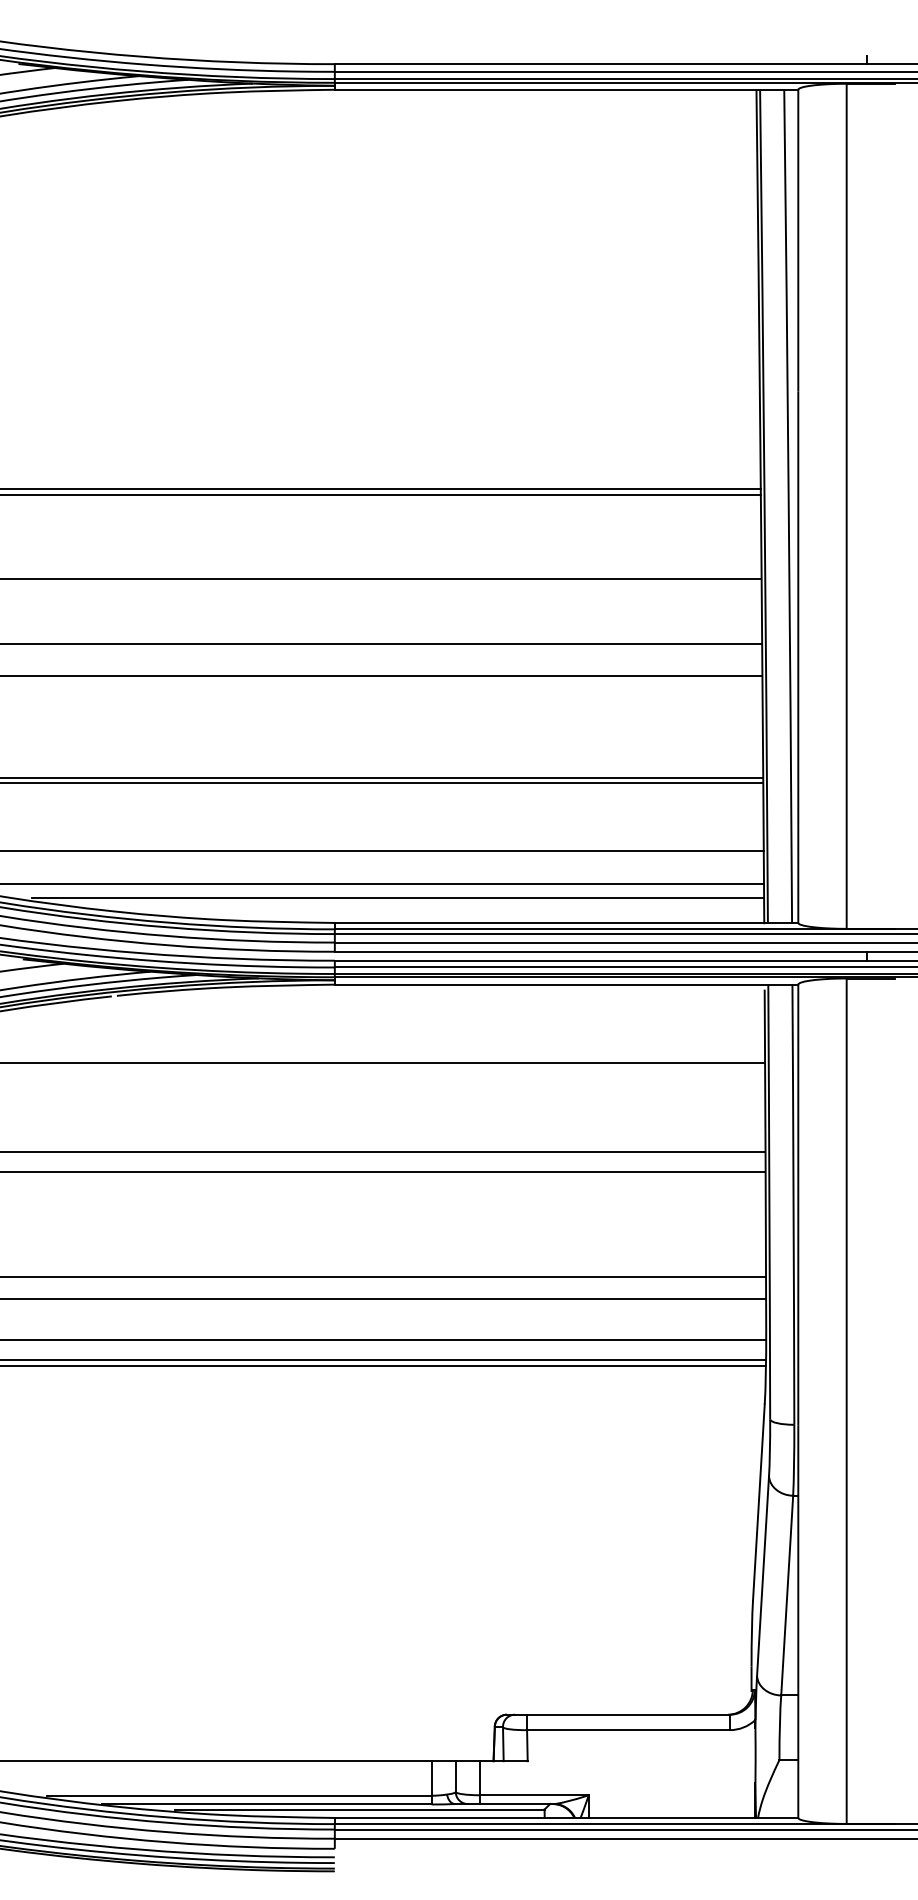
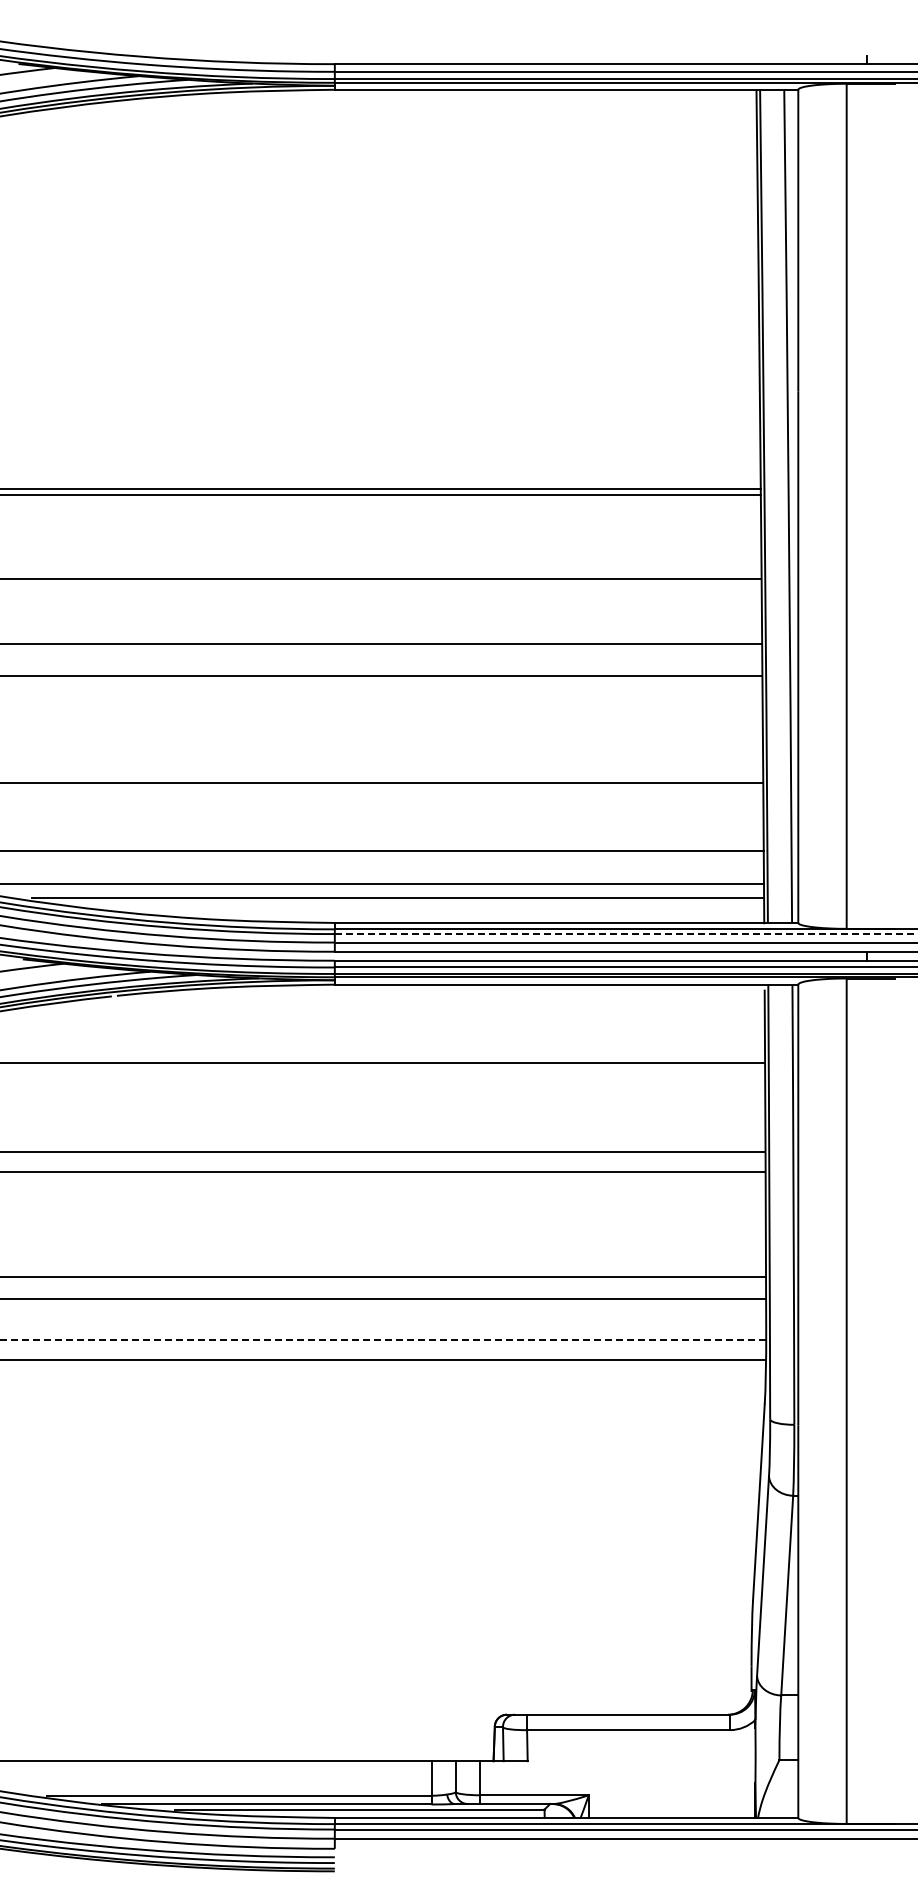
line: present -> none (382, 777)
line: solid -> dashed (626, 934)
line: solid -> dashed (383, 1339)
line: present -> none (384, 1366)
